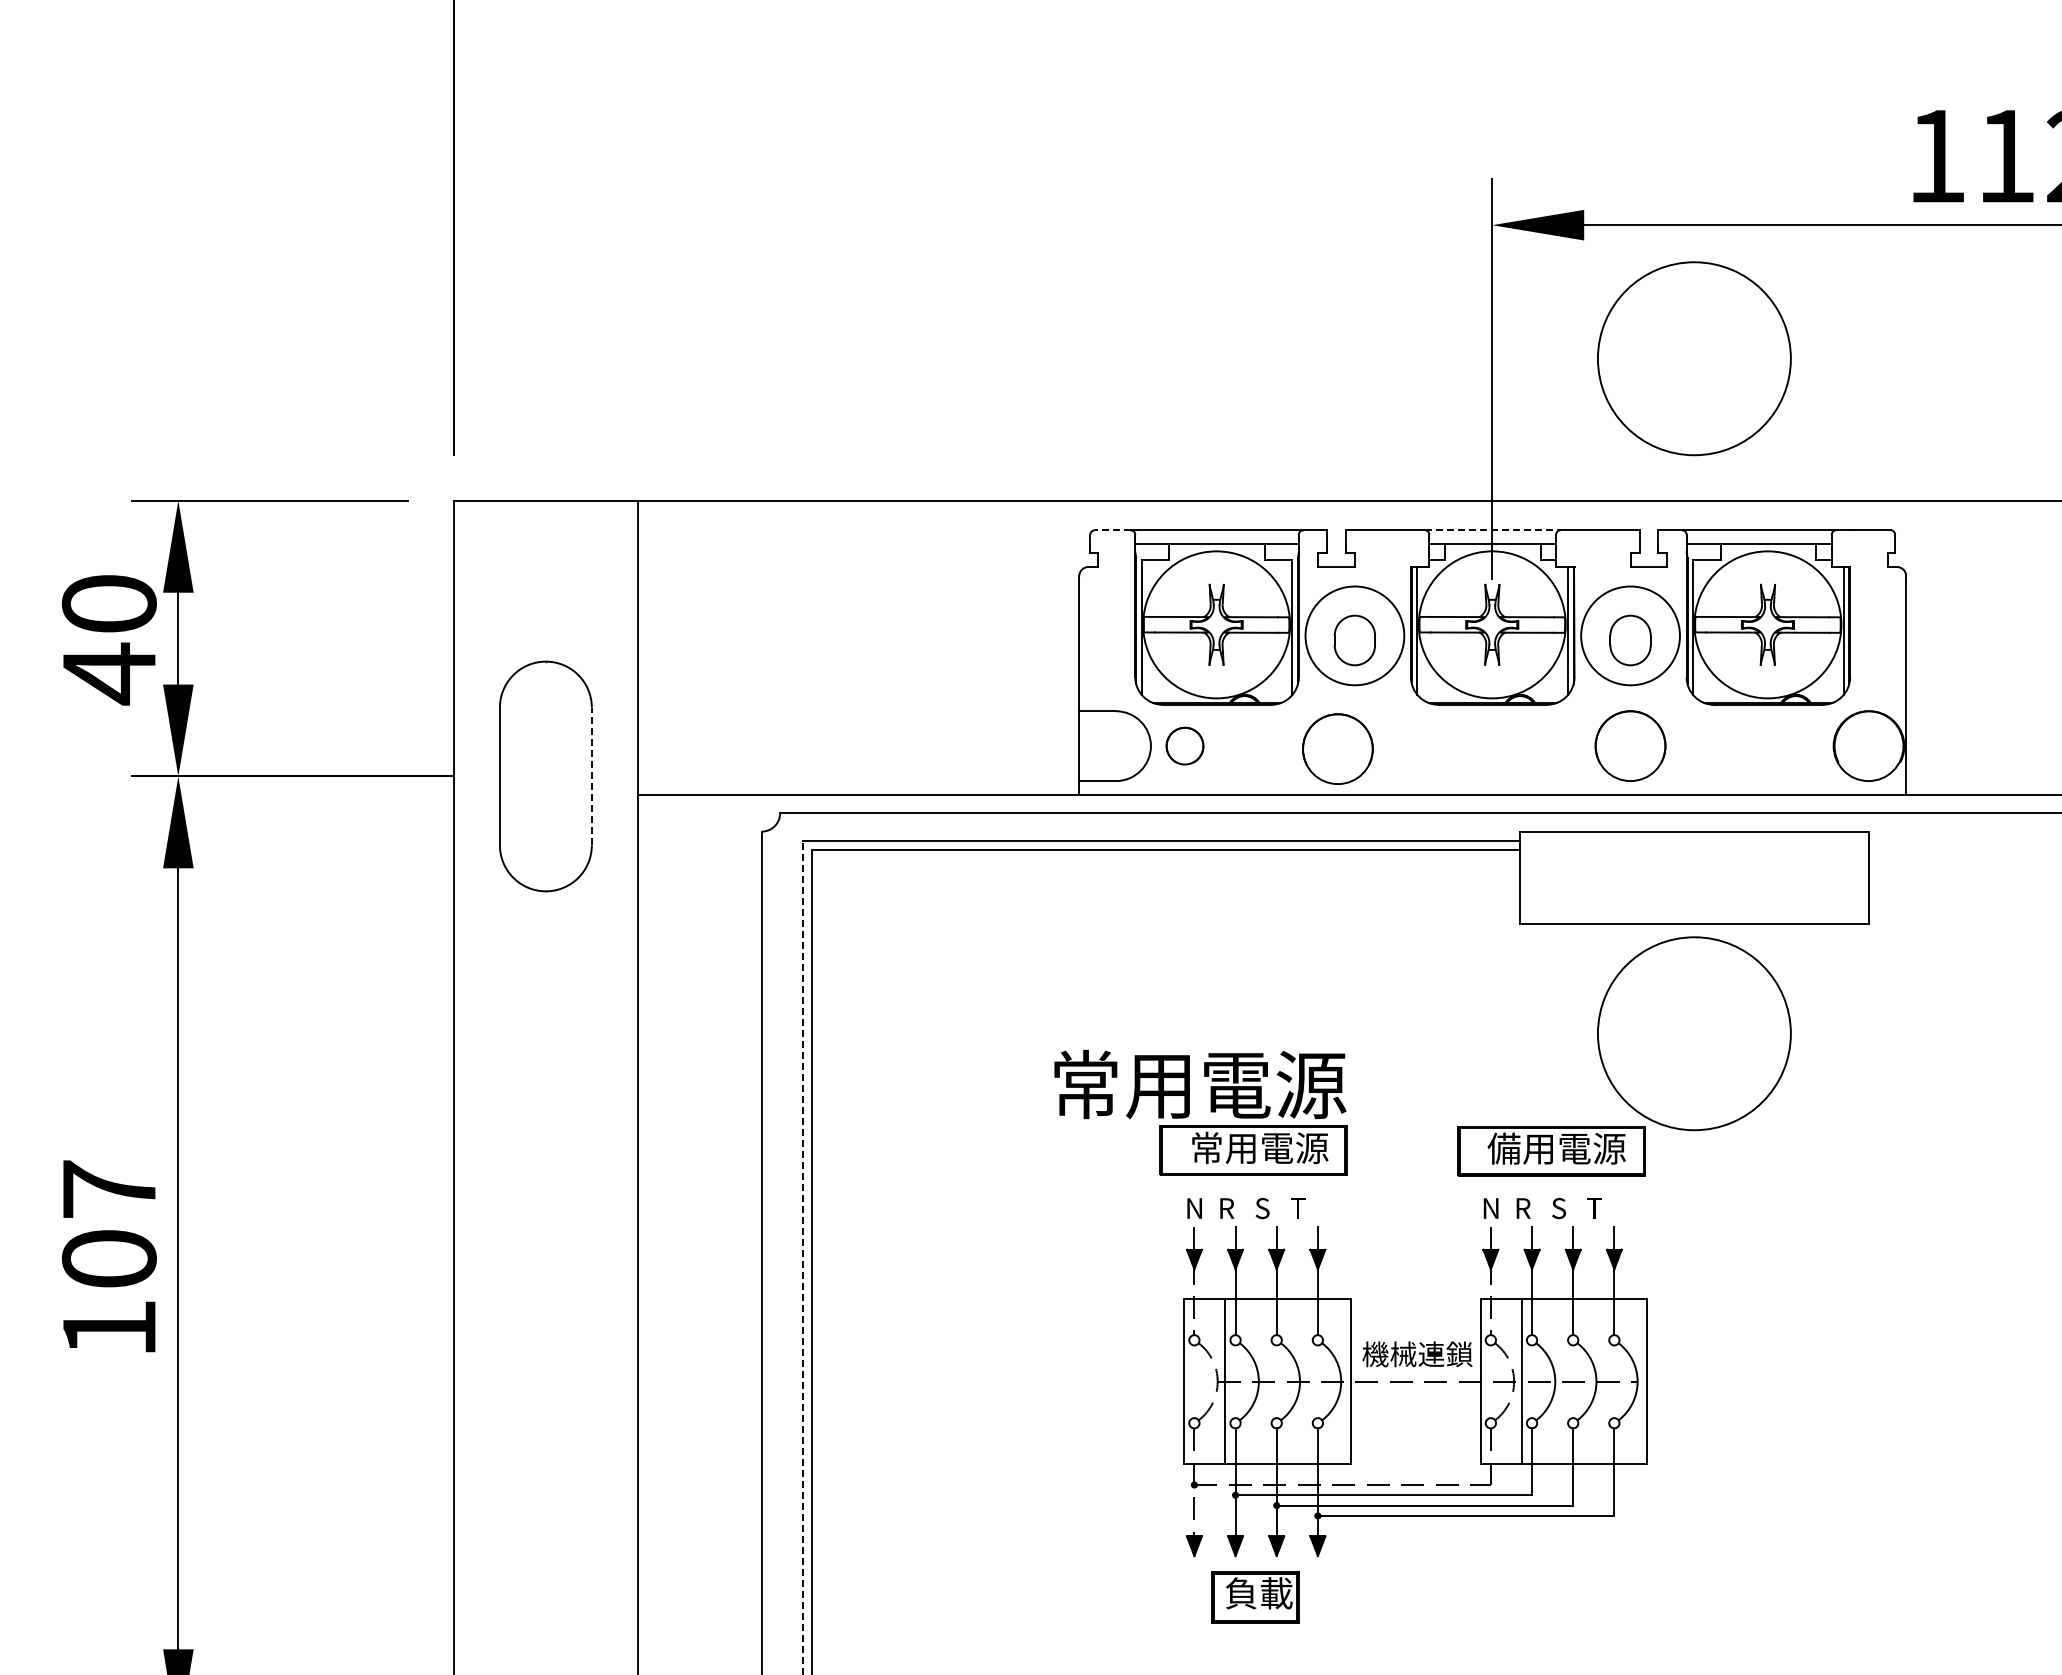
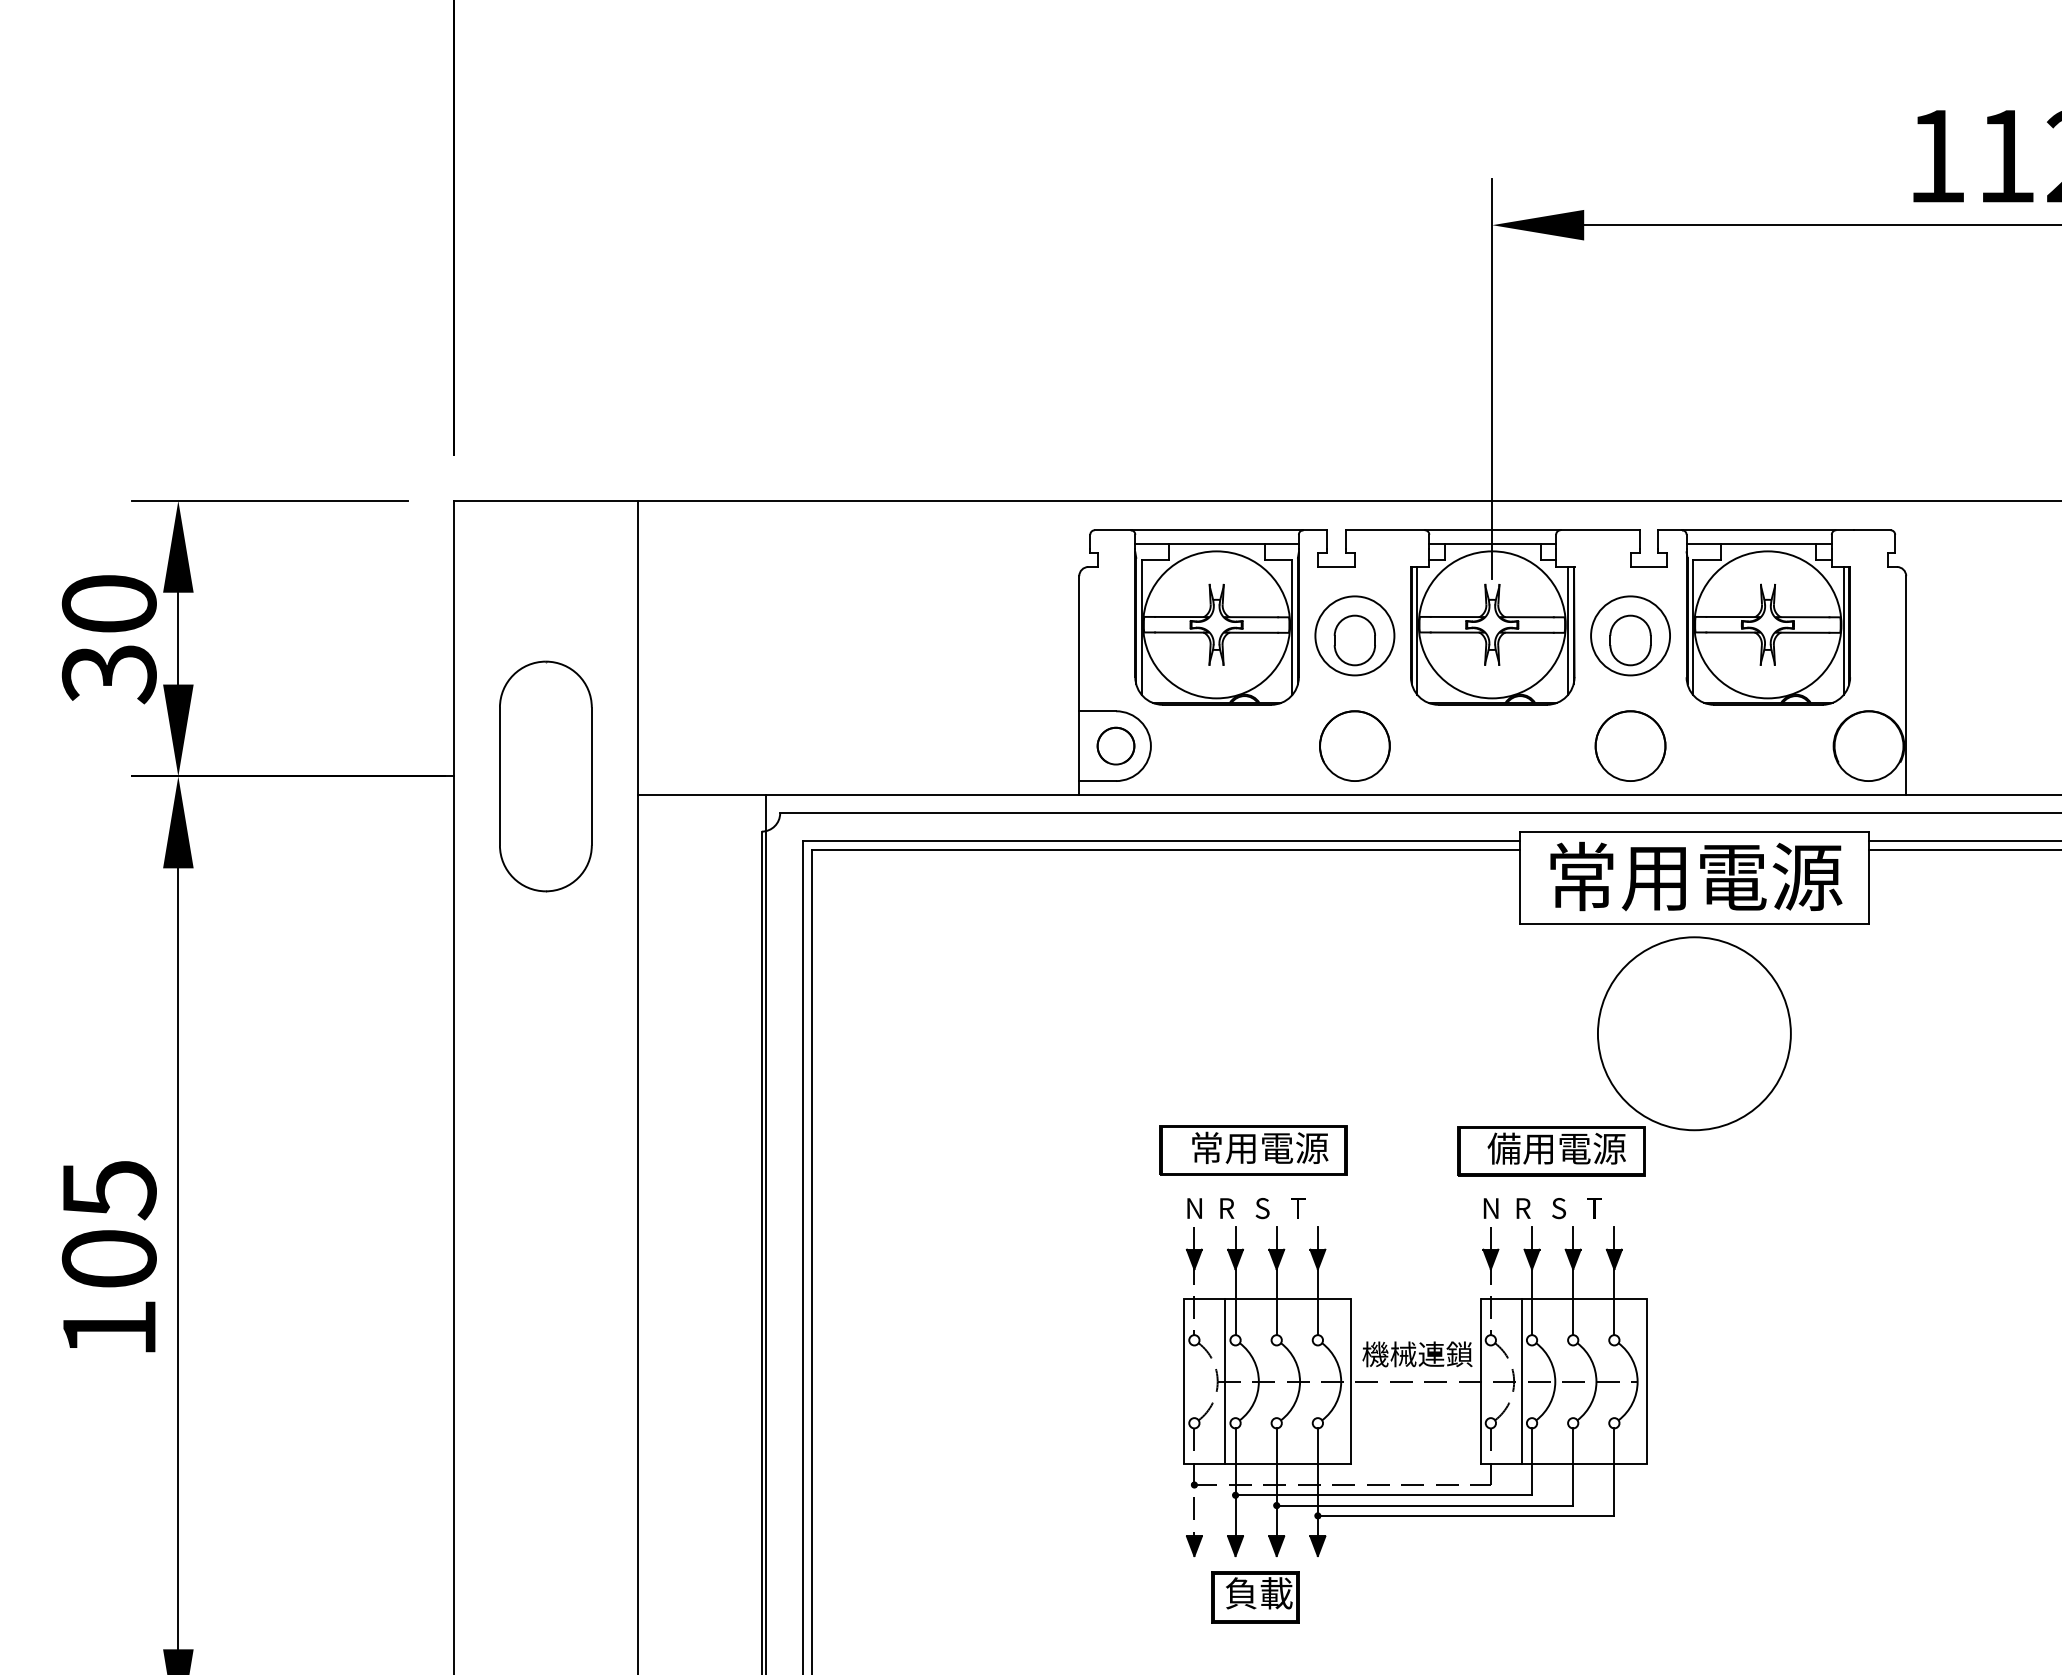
circle: present -> none (1694, 358)
line: dashed -> solid (1112, 530)
line: dashed -> solid (1492, 530)
circle diameter: 99 px -> 79 px (1354, 635)
circle diameter: 99 px -> 79 px (1630, 635)
text: 40 -> 30 (108, 673)
part position: (1184, 745) -> (1115, 745) (1115, 745)
circle position: (1337, 748) -> (1354, 745) (1354, 745)
line: dashed -> solid (591, 776)
line: none -> present (1963, 840)
line: none -> present (1963, 850)
text position: (1200, 1084) -> (1696, 876) (1696, 876)
text: 107 -> 105 (109, 1190)
line: none -> present (766, 1232)
line: dashed -> solid (803, 1257)
